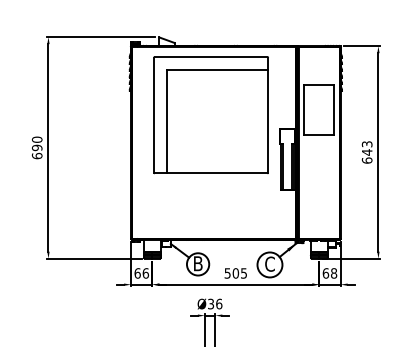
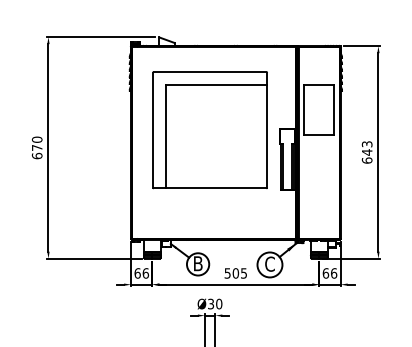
part position: (210, 115) -> (209, 130) (209, 130)
text: 690 -> 670 (36, 147)
text: 68 -> 66 (334, 273)
text: Ø36 -> Ø30 (219, 303)
